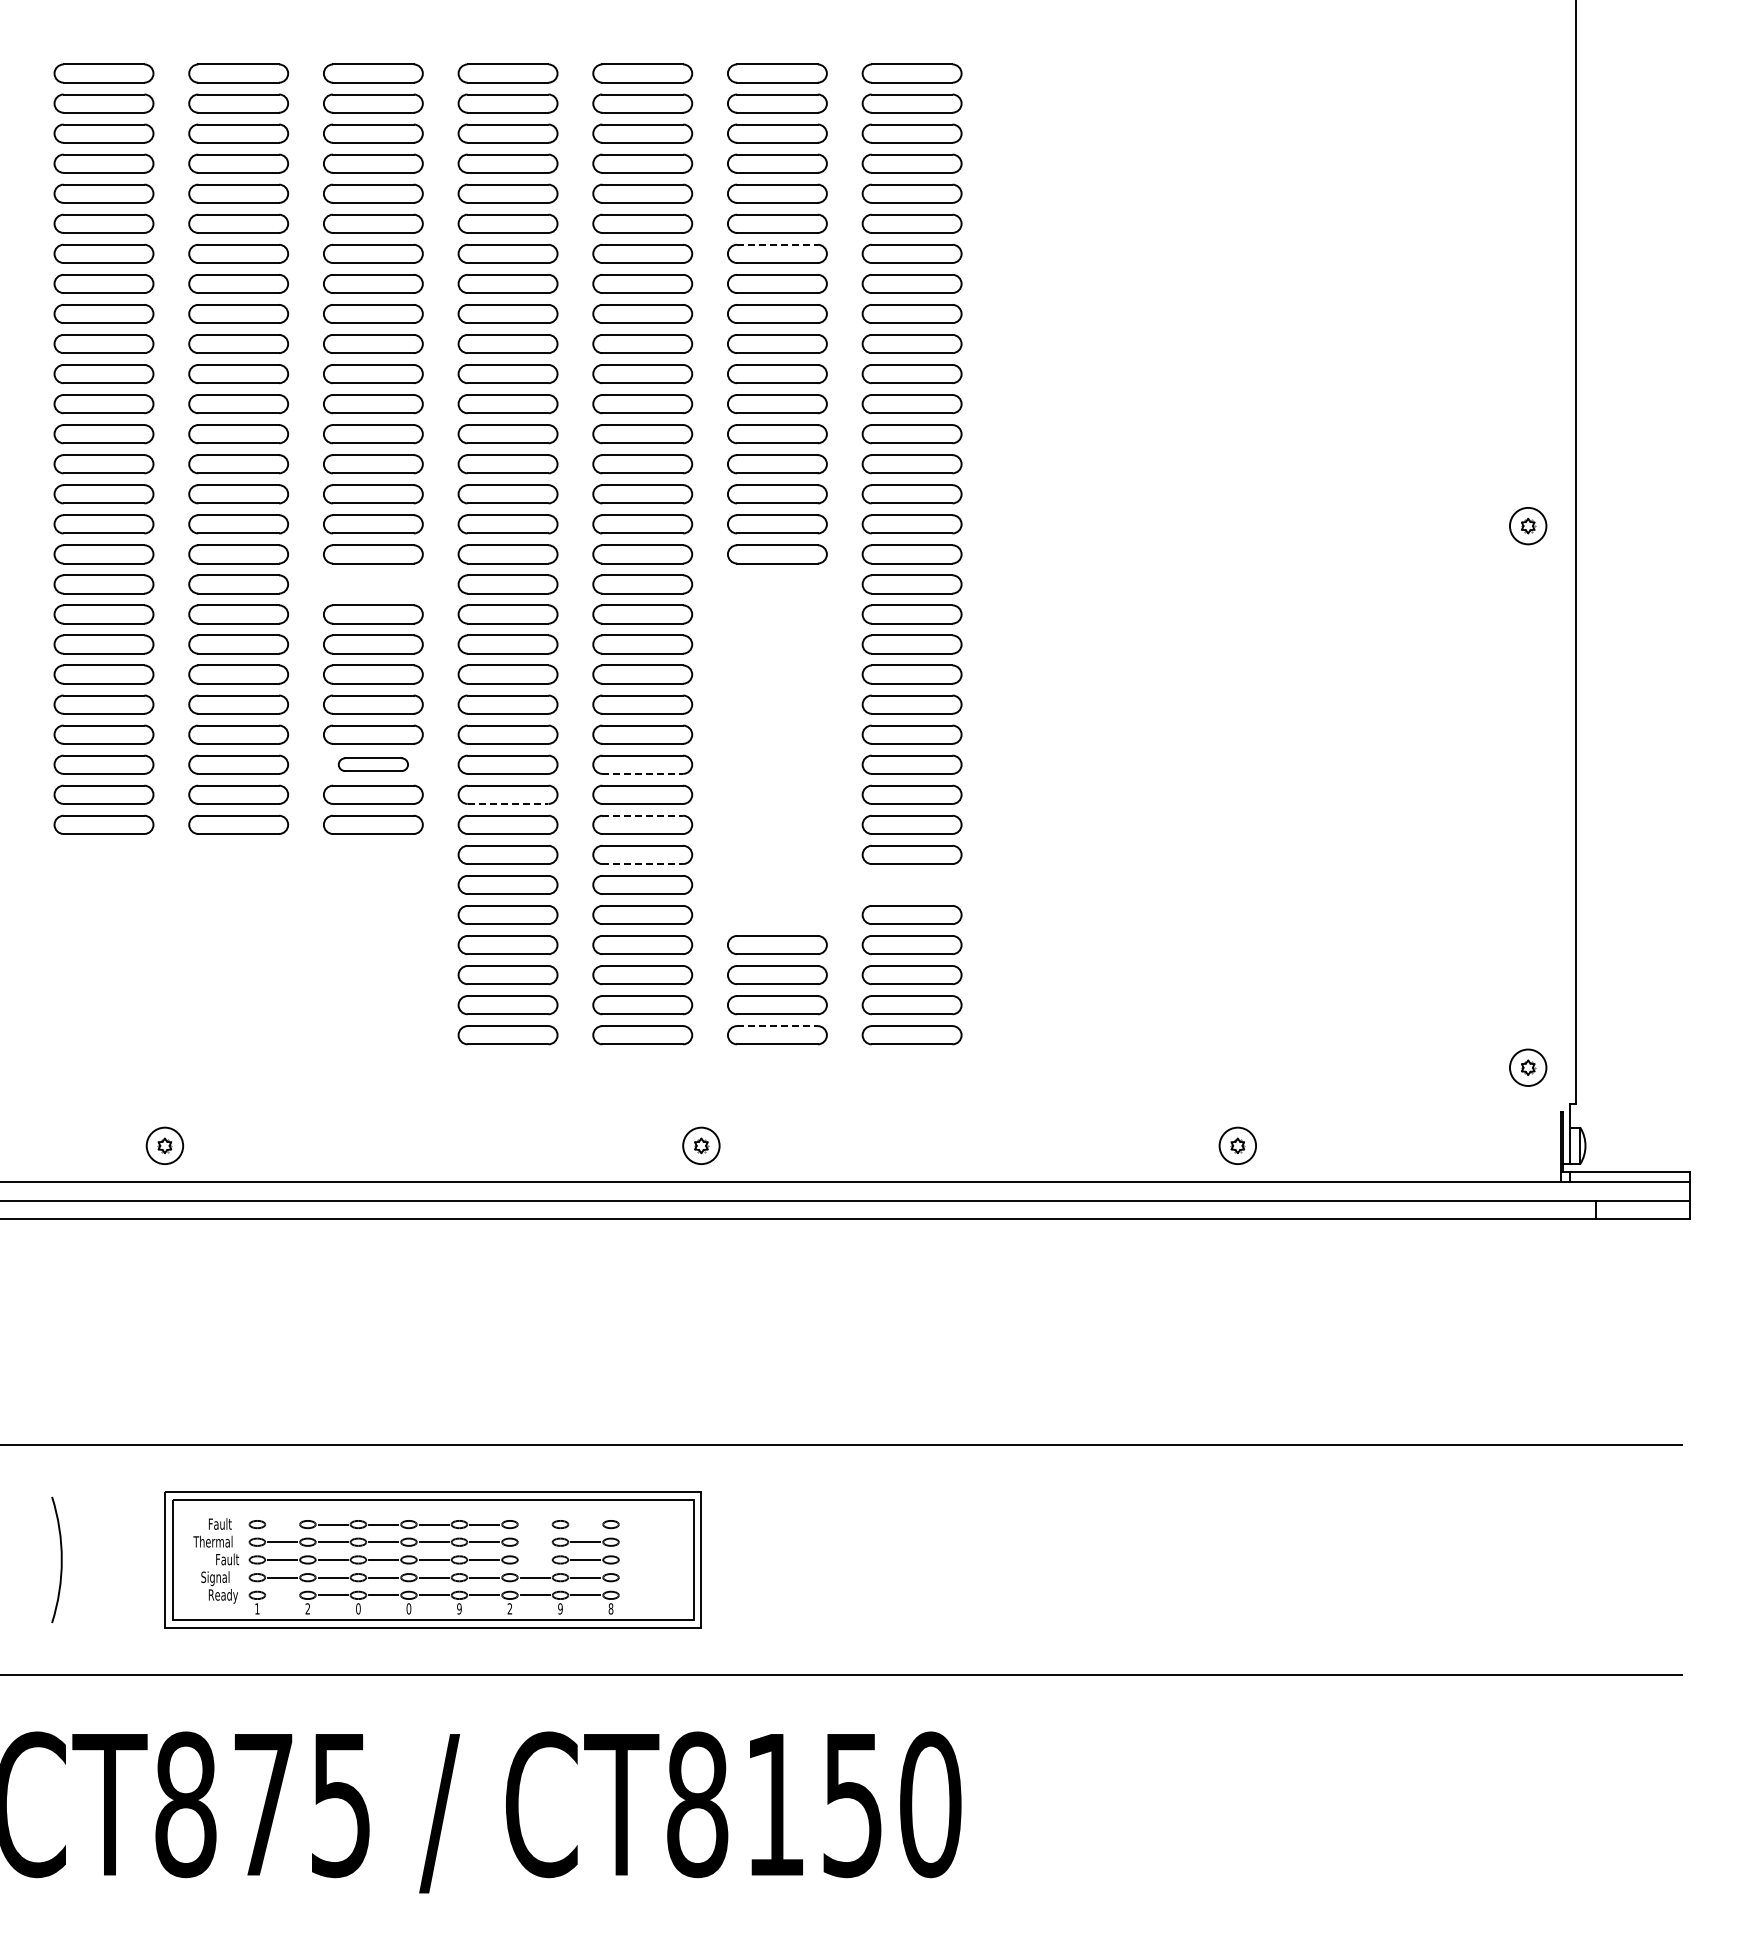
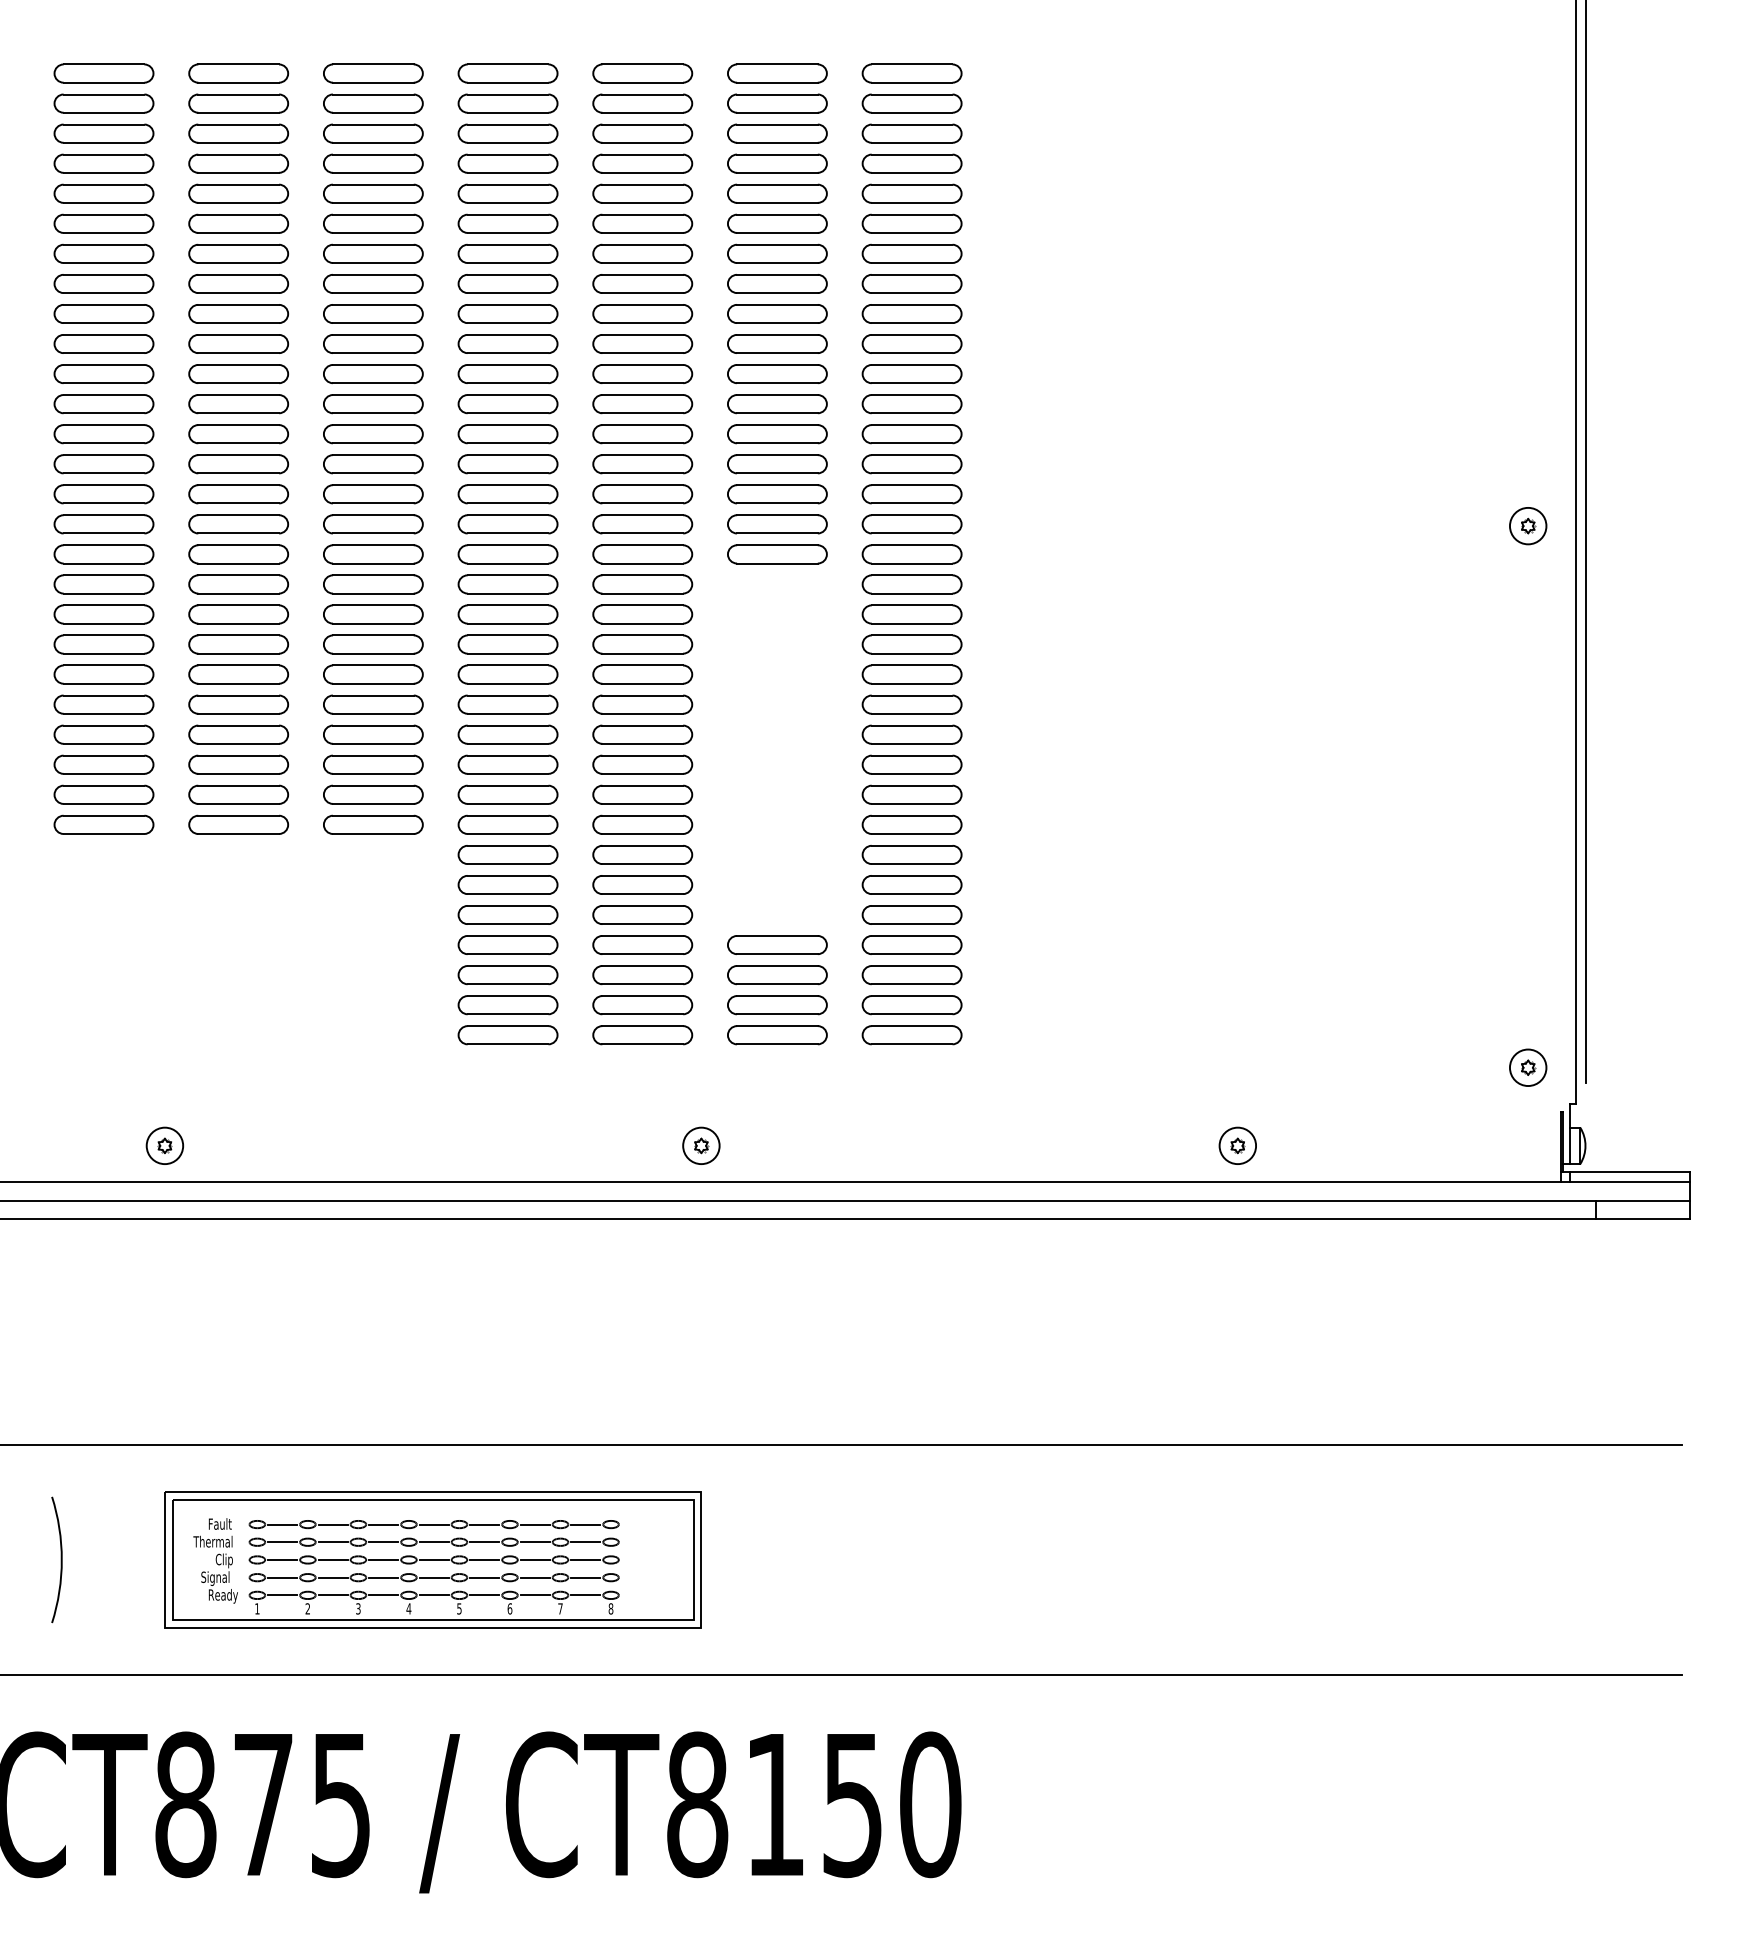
line: dashed -> solid (777, 244)
line: none -> present (1585, 542)
part: none -> present (373, 584)
part size: 72x15 px -> 101x21 px (373, 764)
line: dashed -> solid (643, 773)
line: dashed -> solid (508, 803)
line: dashed -> solid (643, 815)
line: dashed -> solid (643, 864)
part: none -> present (911, 884)
line: dashed -> solid (777, 1026)
line: none -> present (282, 1524)
line: none -> present (534, 1524)
line: none -> present (585, 1524)
line: none -> present (534, 1542)
line: none -> present (534, 1559)
text: Fault -> Clip (227, 1560)
line: none -> present (282, 1595)
text: 0 -> 3 (358, 1608)
text: 0 -> 4 (408, 1608)
text: 9 -> 5 (459, 1608)
text: 2 -> 6 (509, 1608)
text: 9 -> 7 (560, 1608)
